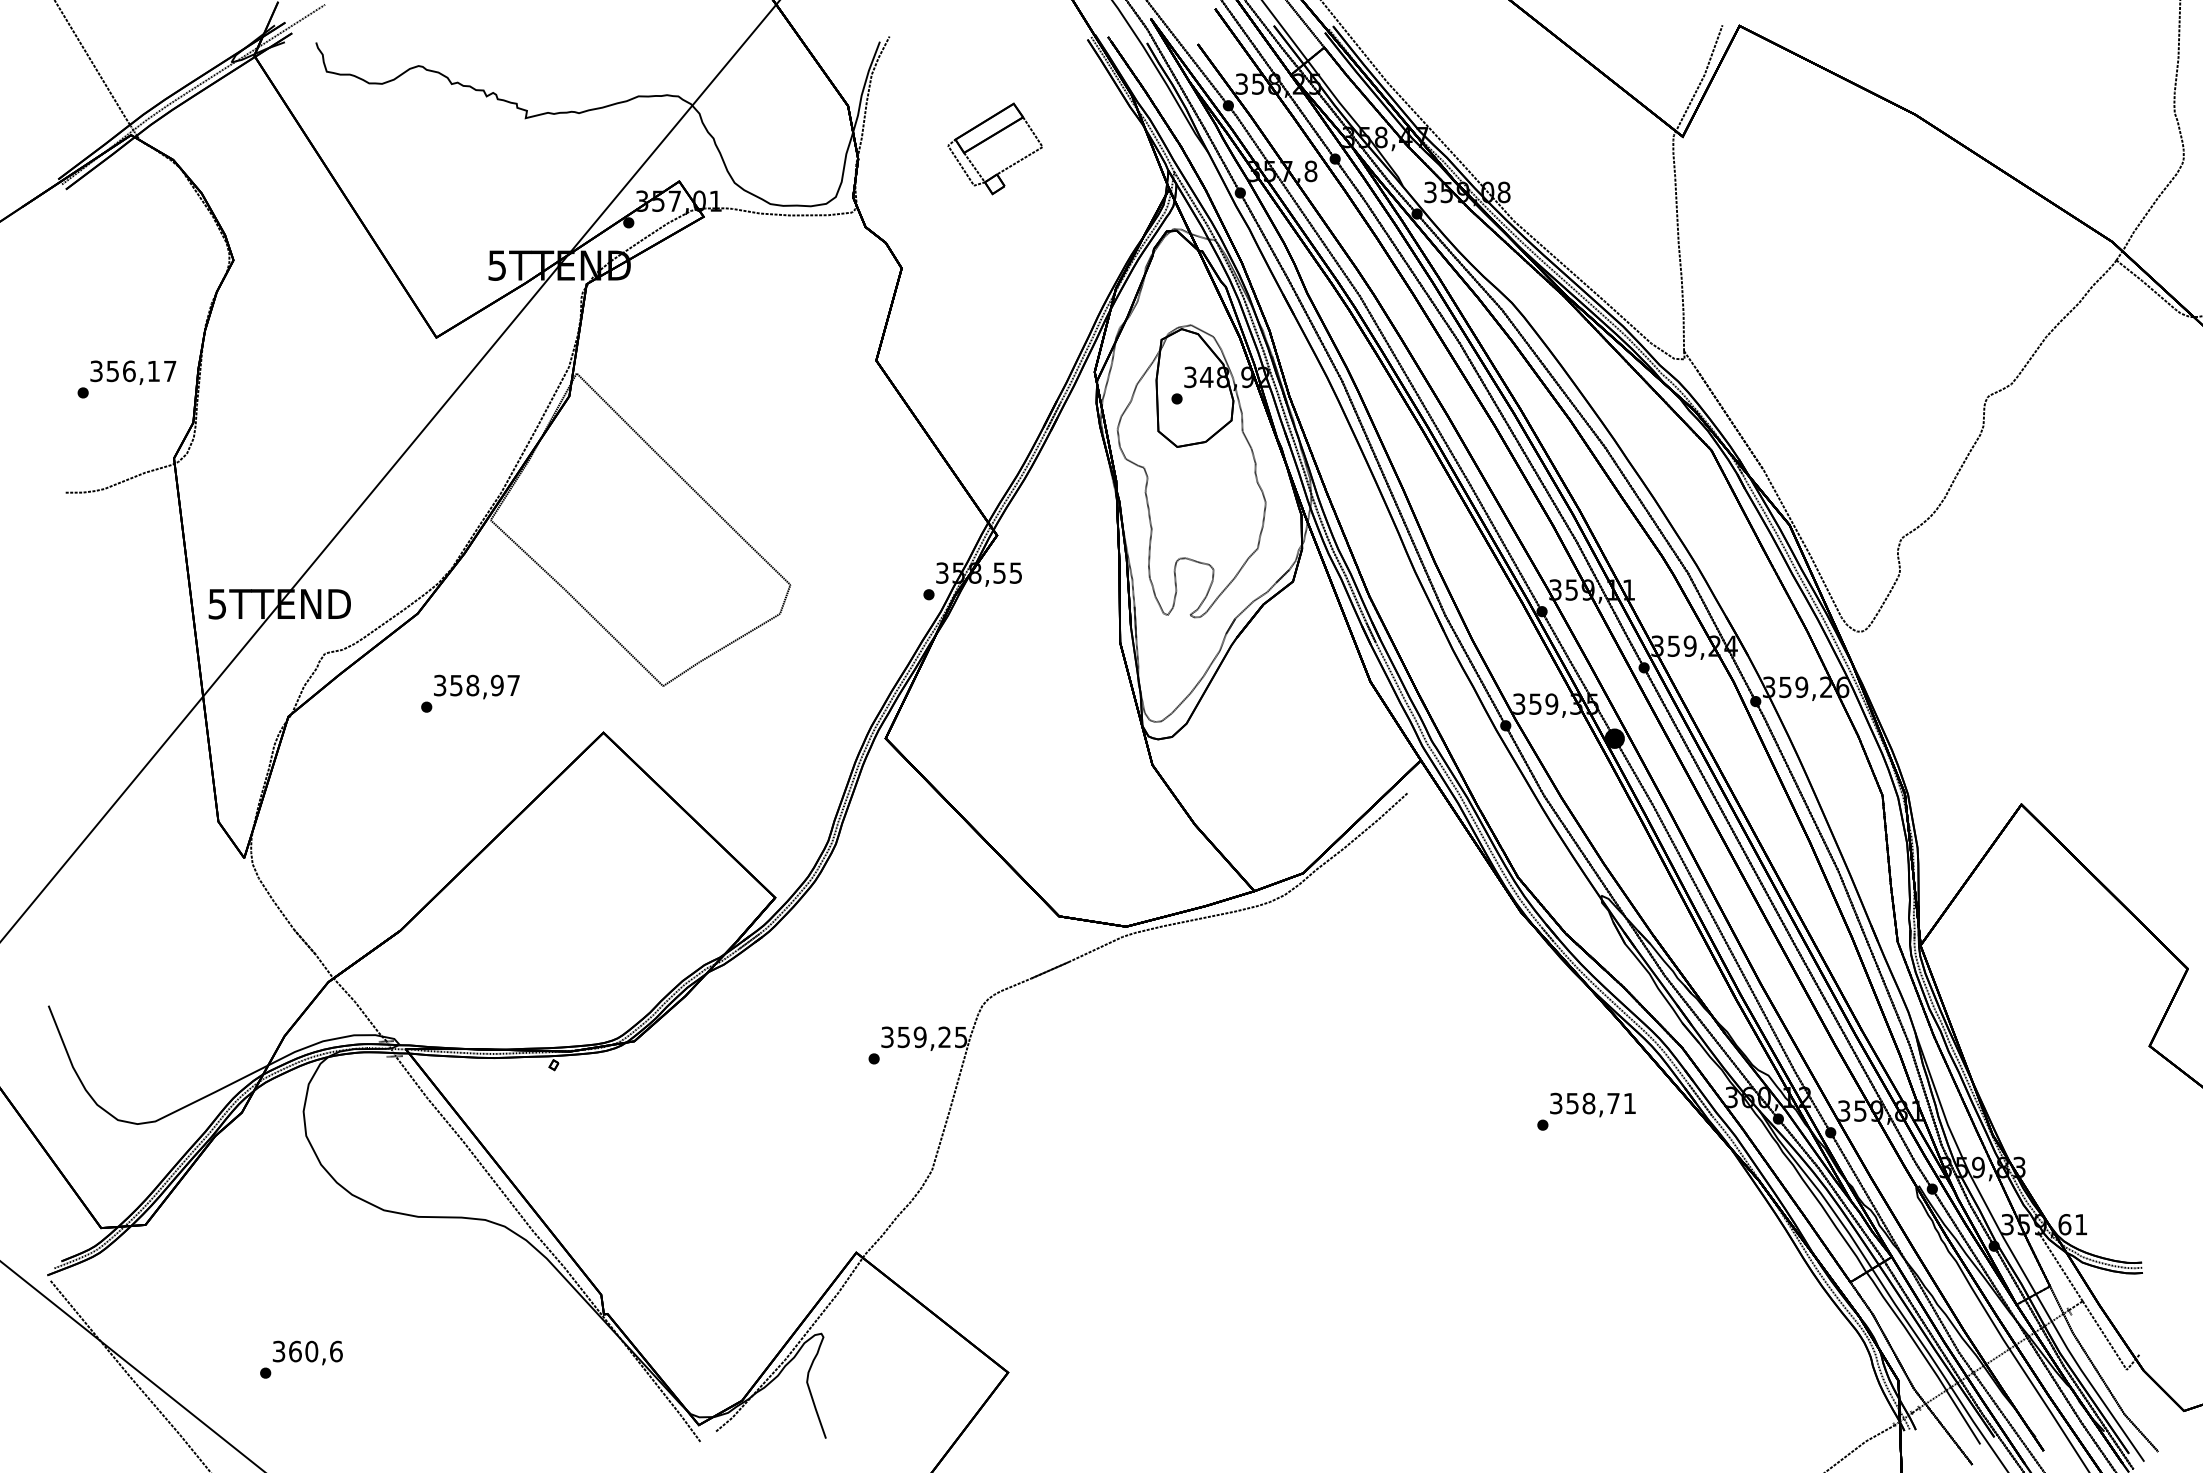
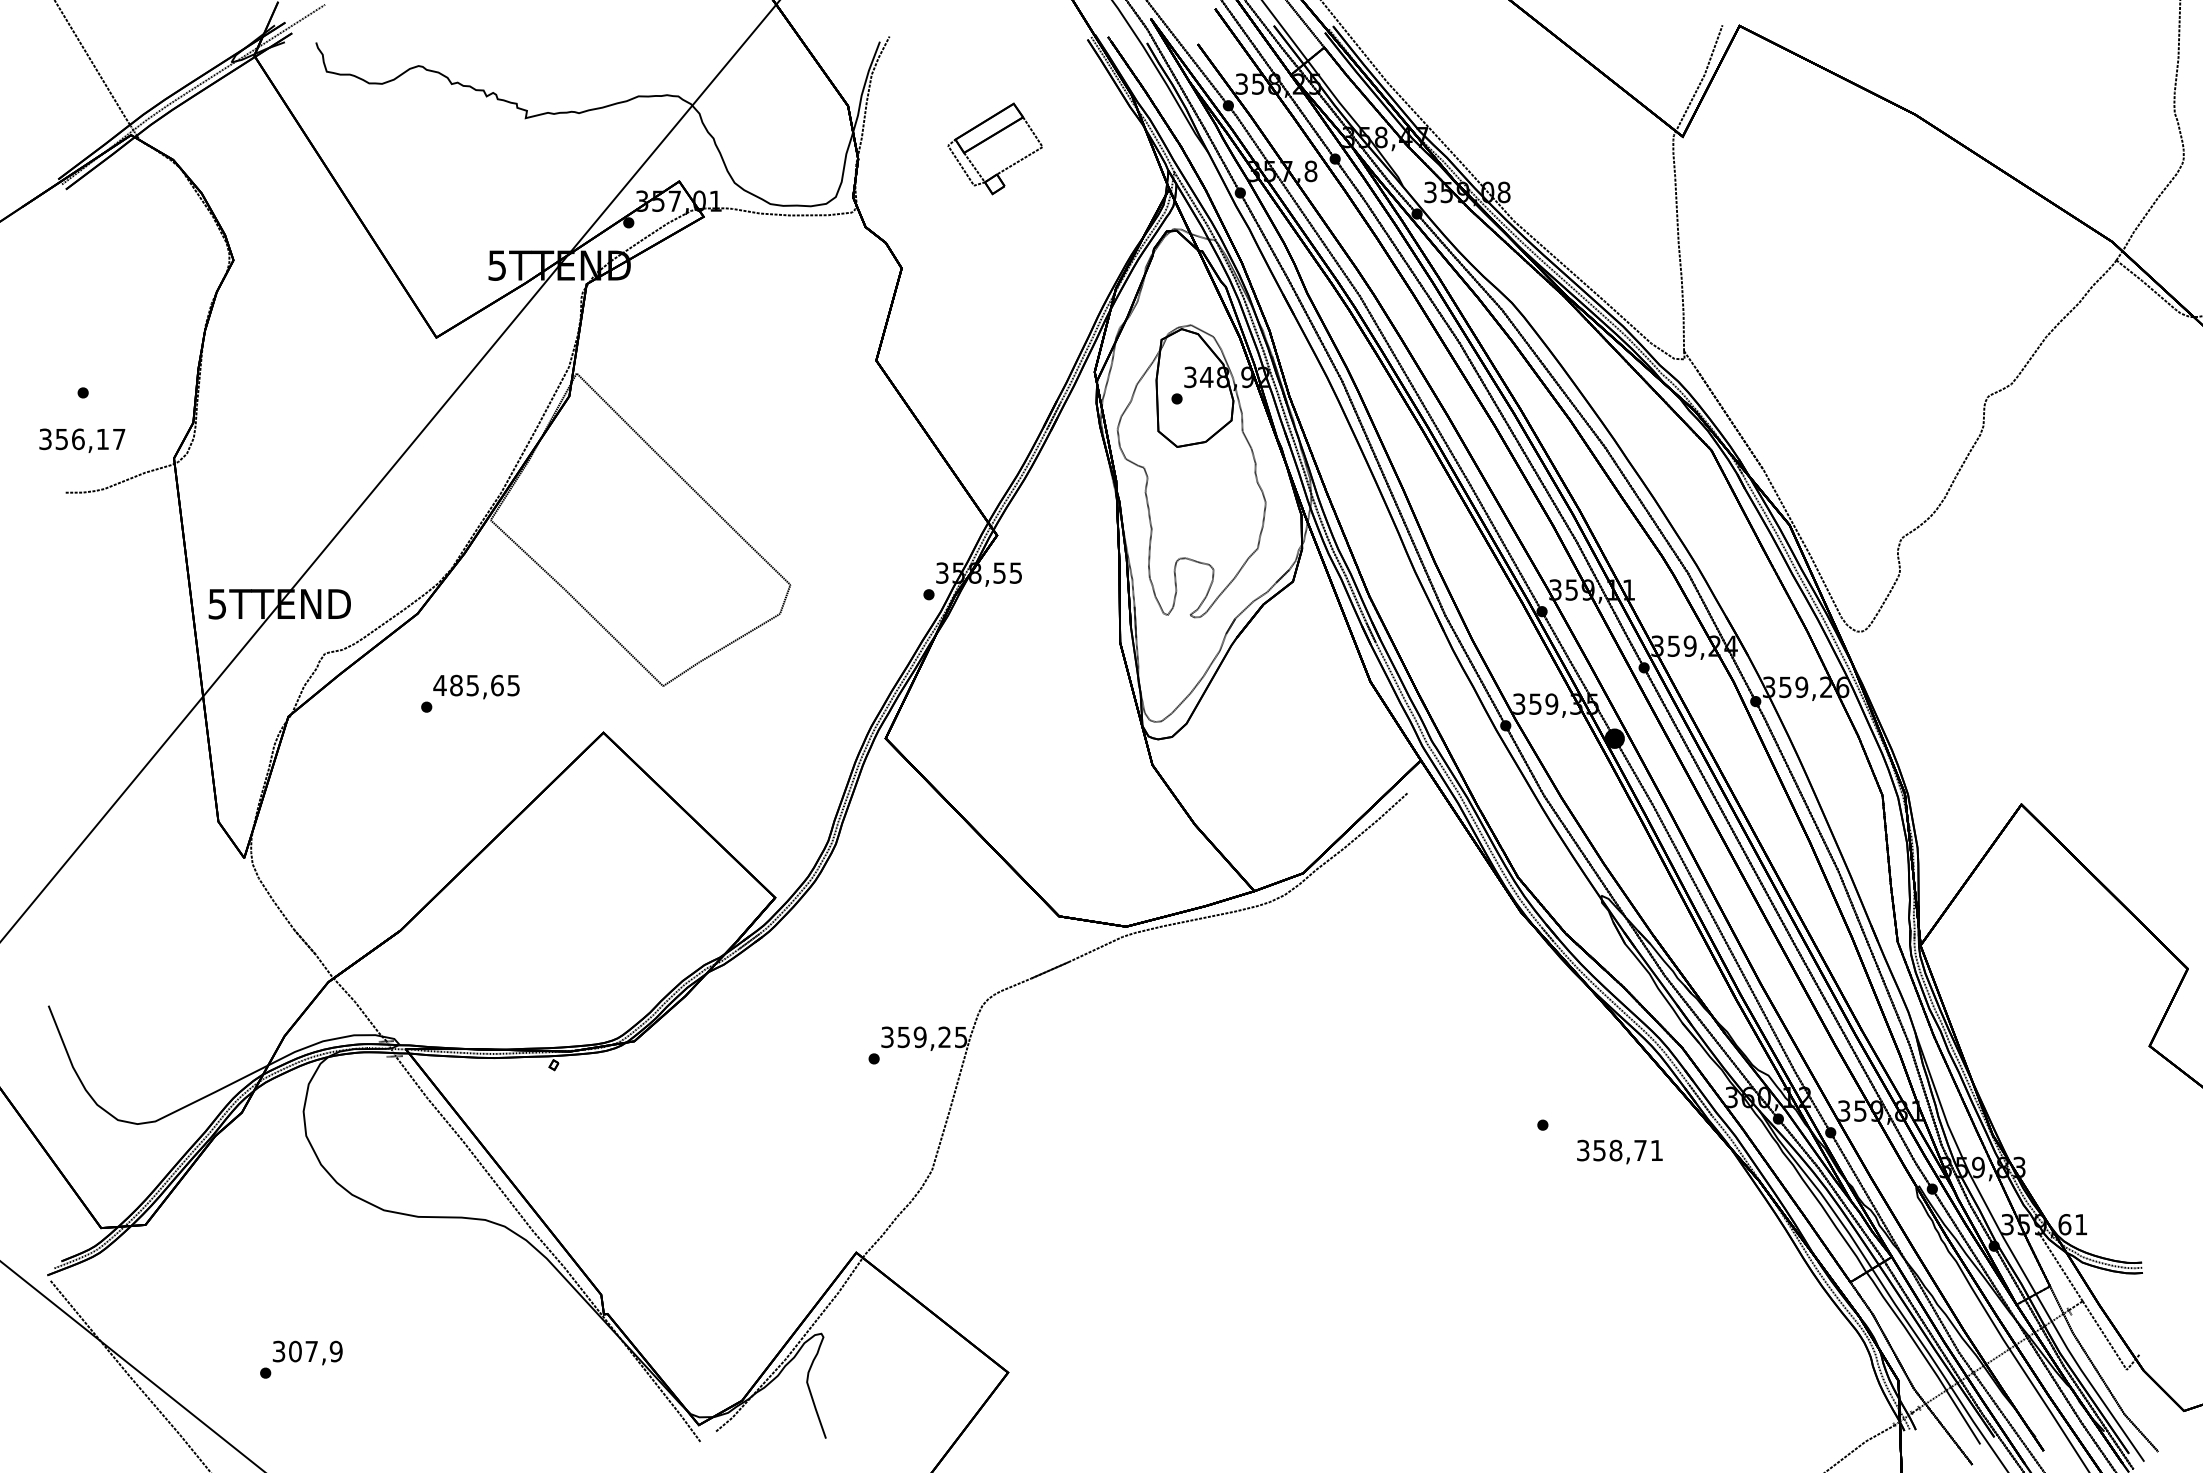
text position: (133, 372) -> (82, 440) (82, 440)
text: 358,97 -> 485,65 (476, 685)
text position: (1592, 1104) -> (1619, 1151) (1619, 1151)
text: 360,6 -> 307,9 (315, 1351)
